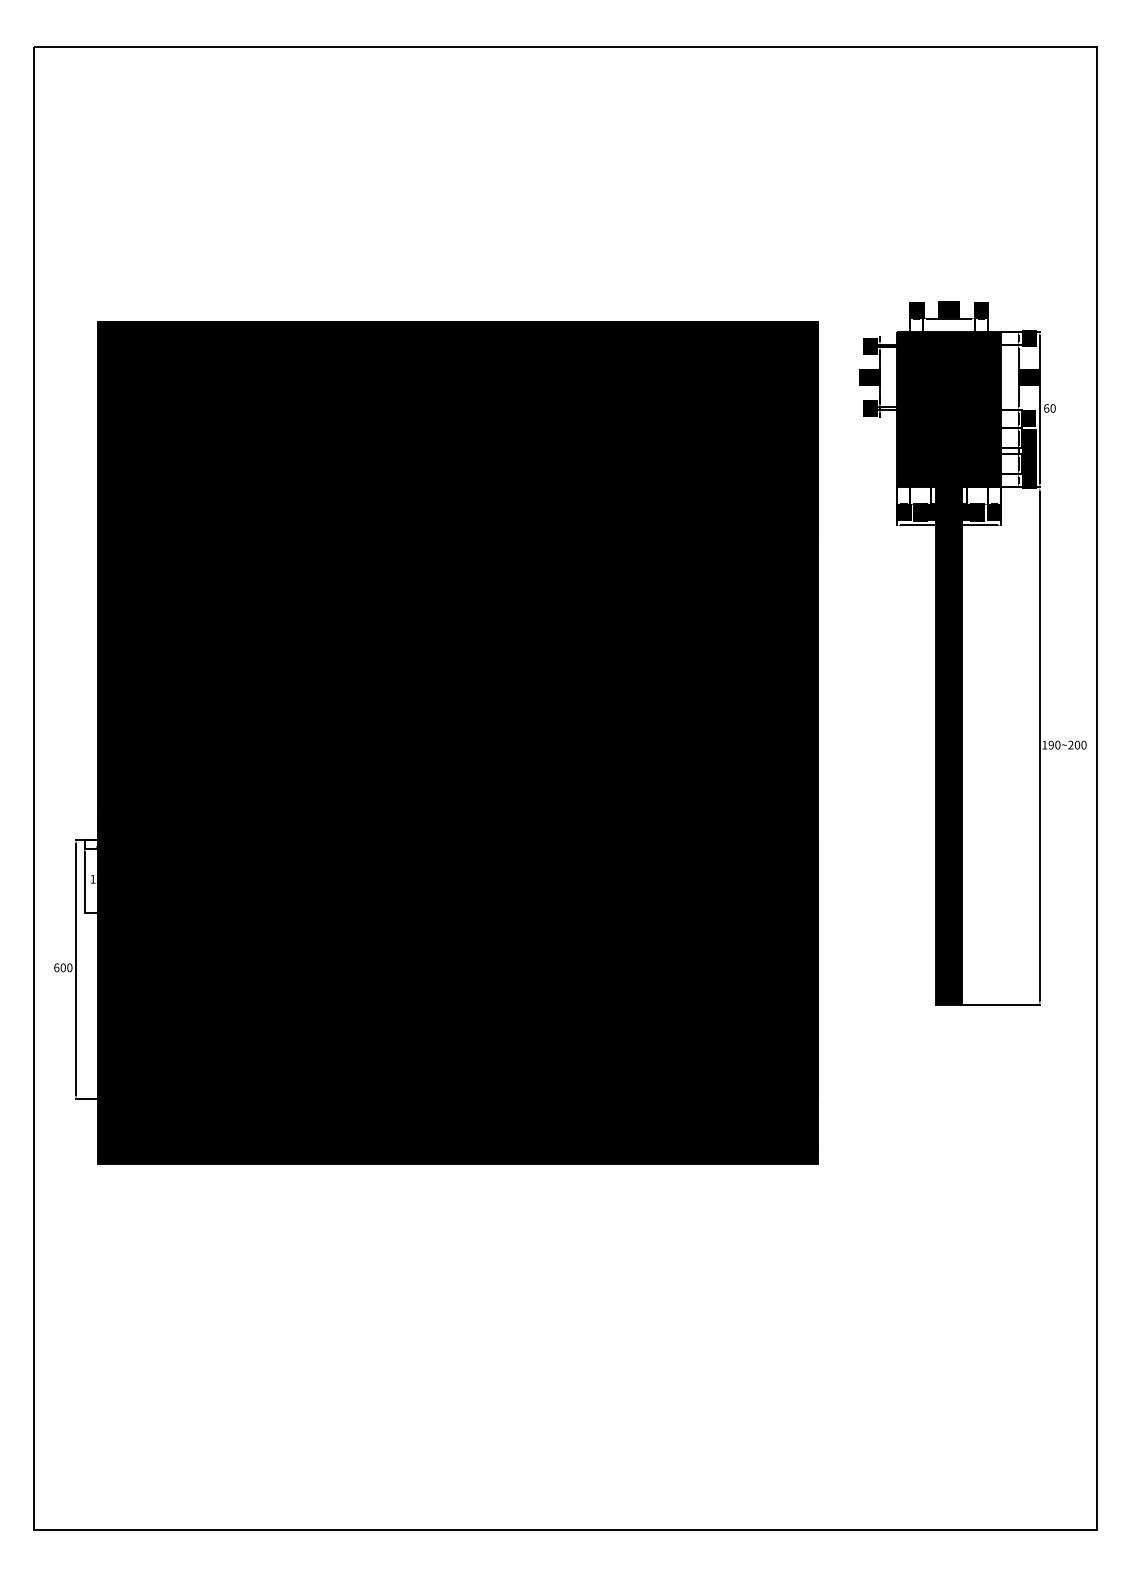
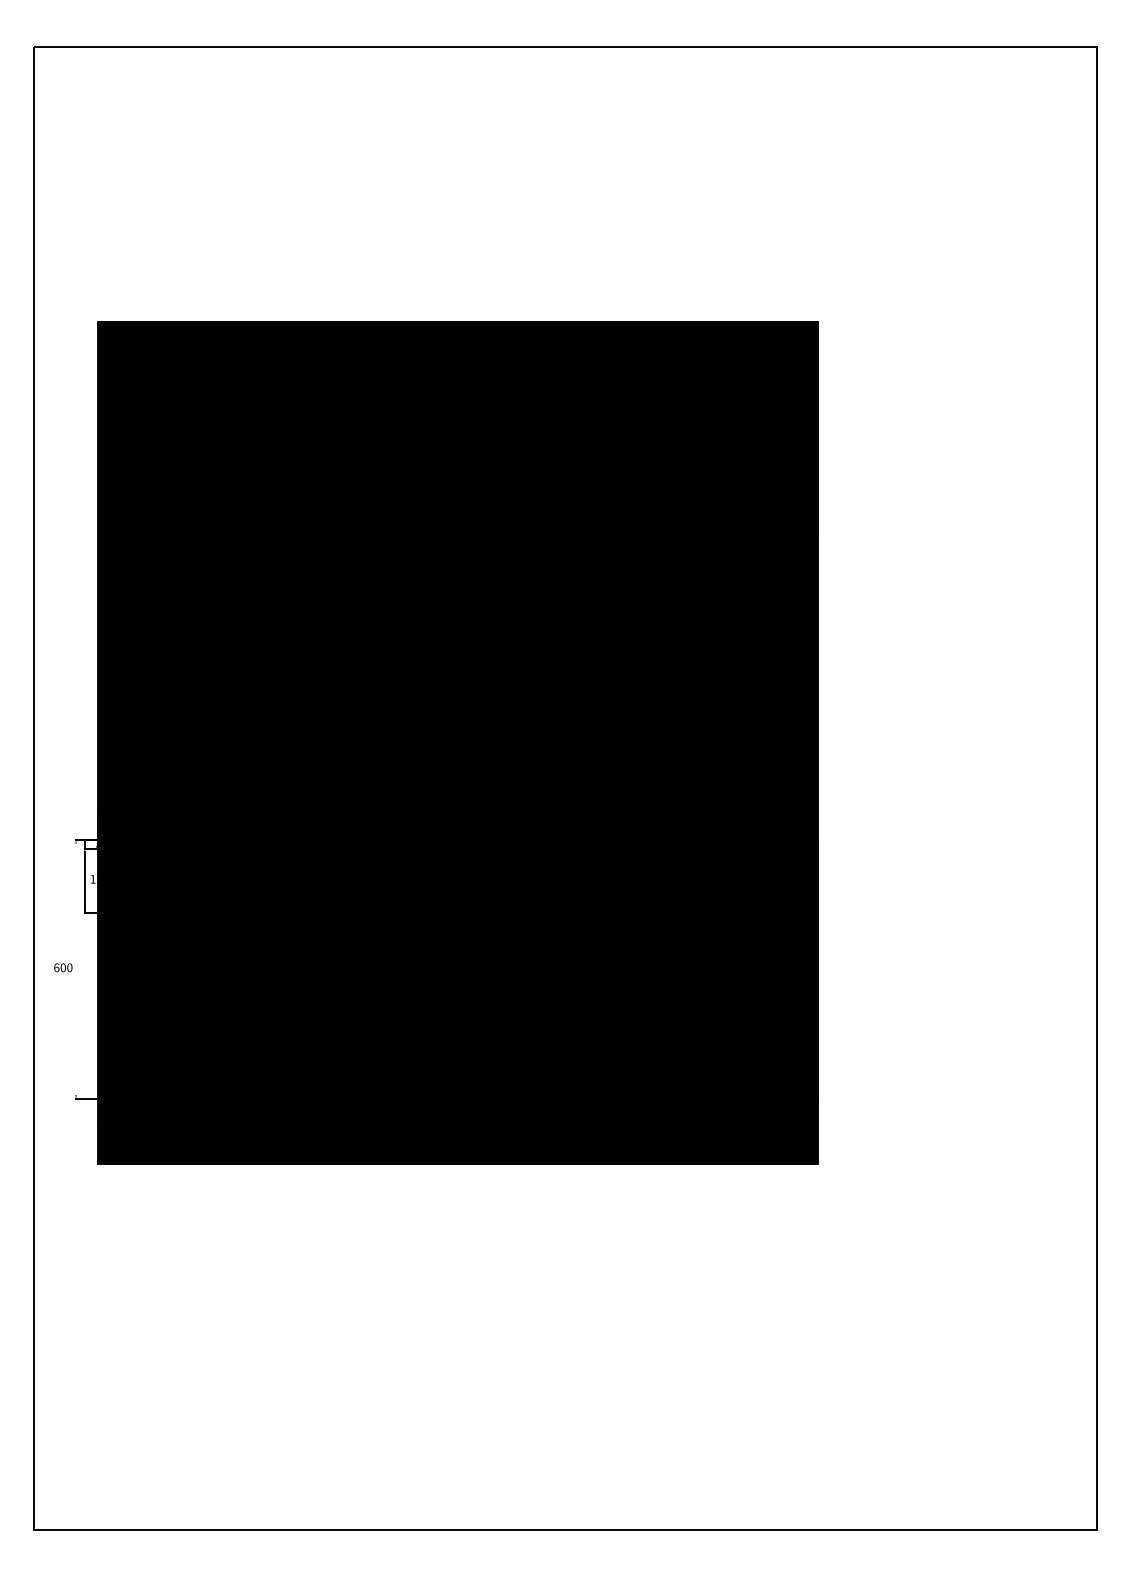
part: present -> none (972, 653)
line: present -> none (76, 969)
